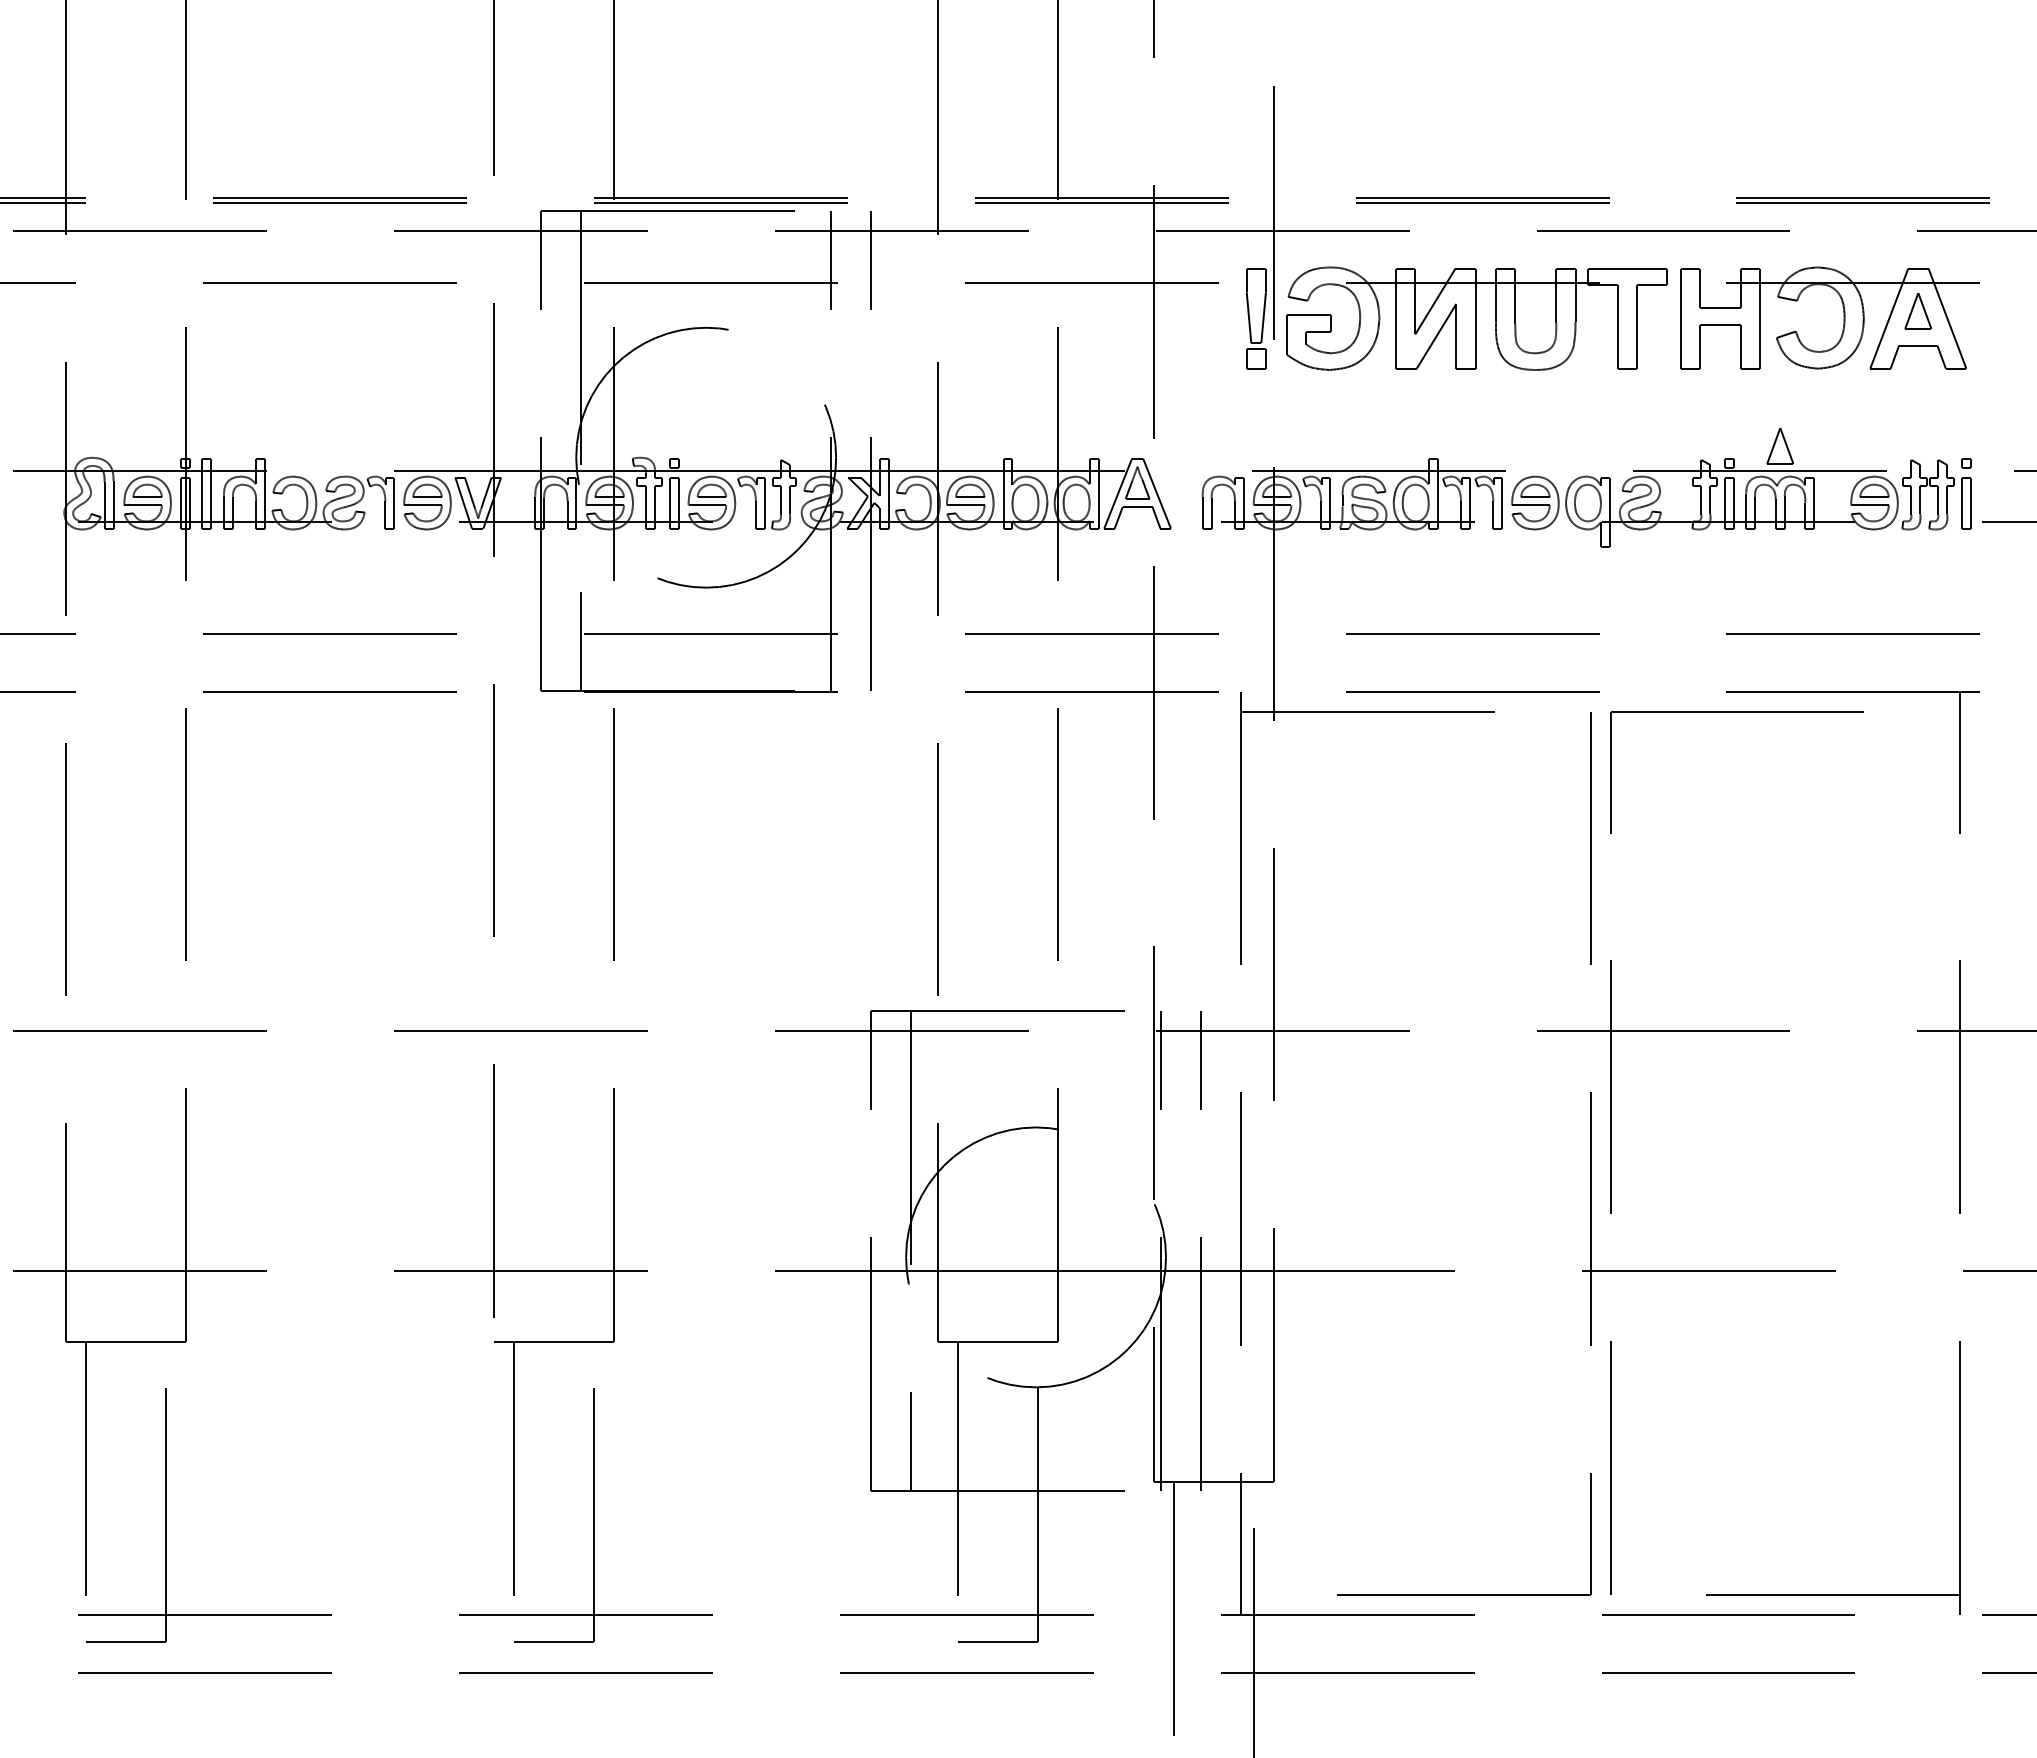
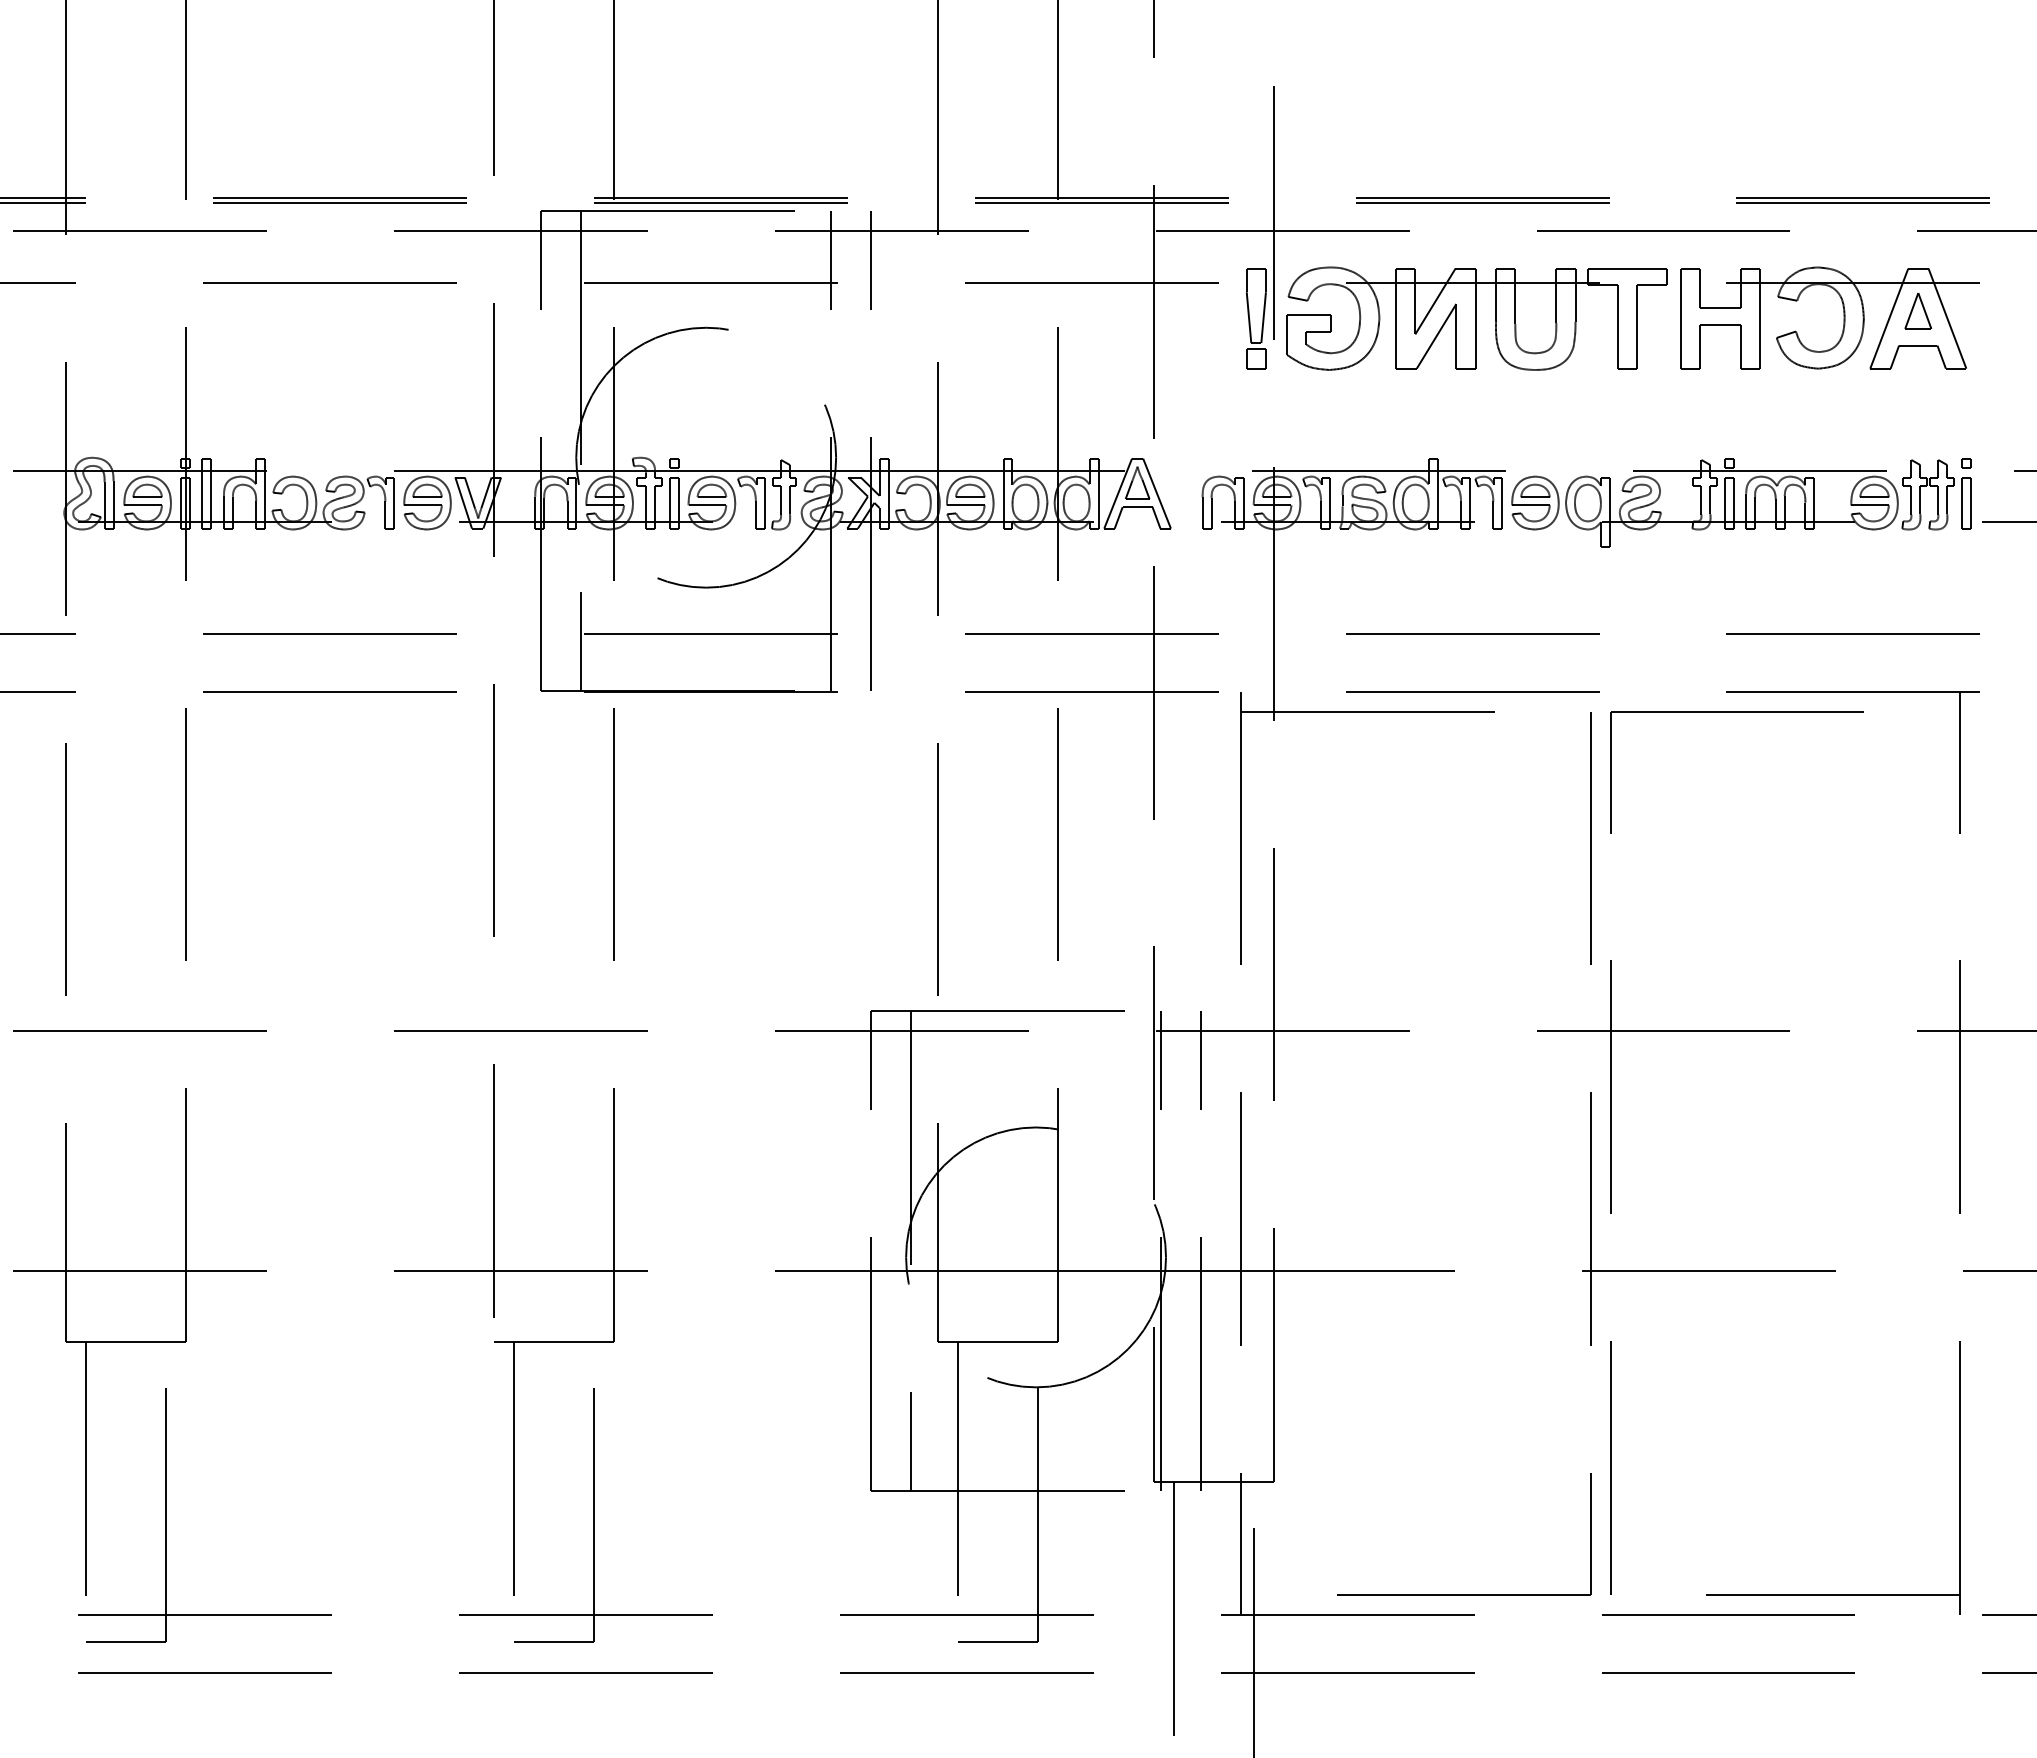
part: present -> none (1780, 446)
